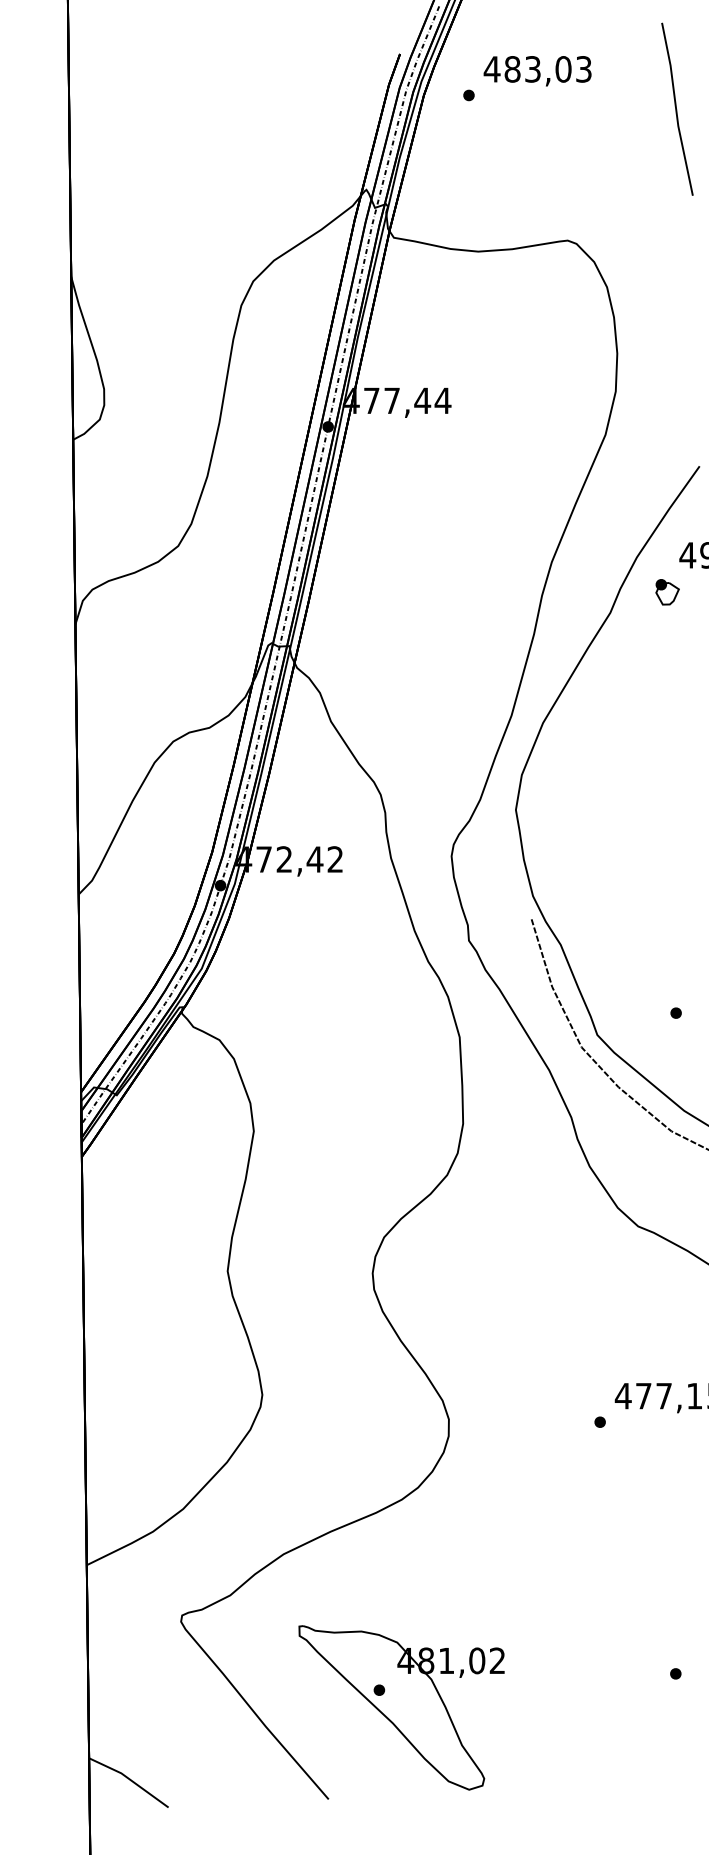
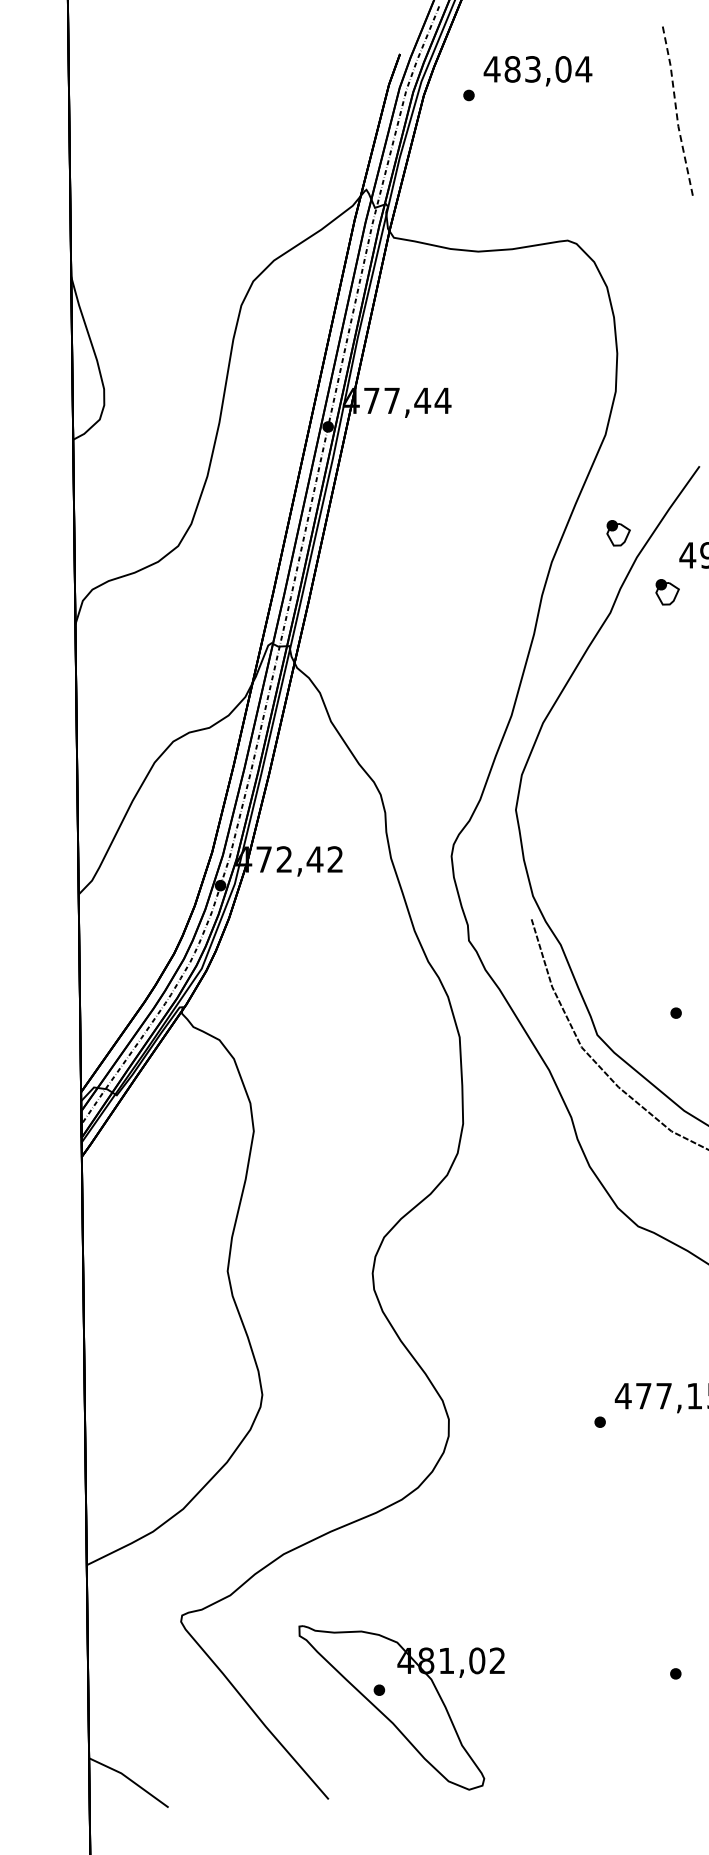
text: 483,03 -> 483,04 (583, 69)
line: solid -> dashed (676, 109)
part: none -> present (618, 533)
